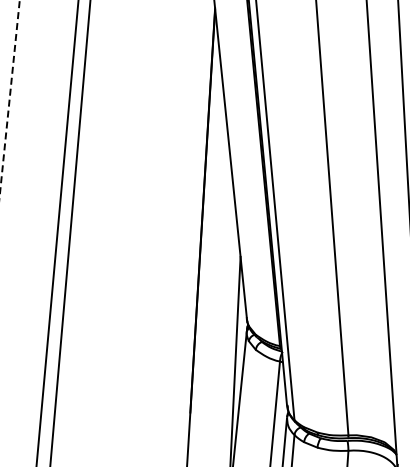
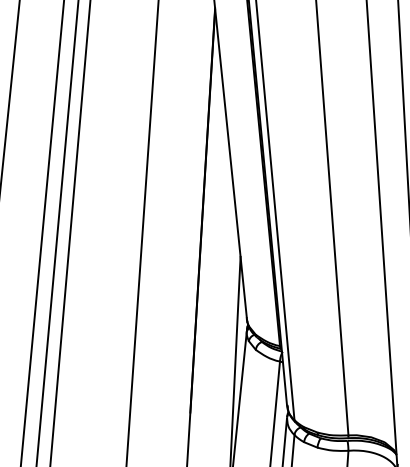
line: dashed -> solid (9, 96)
line: none -> present (42, 232)
line: none -> present (142, 232)
